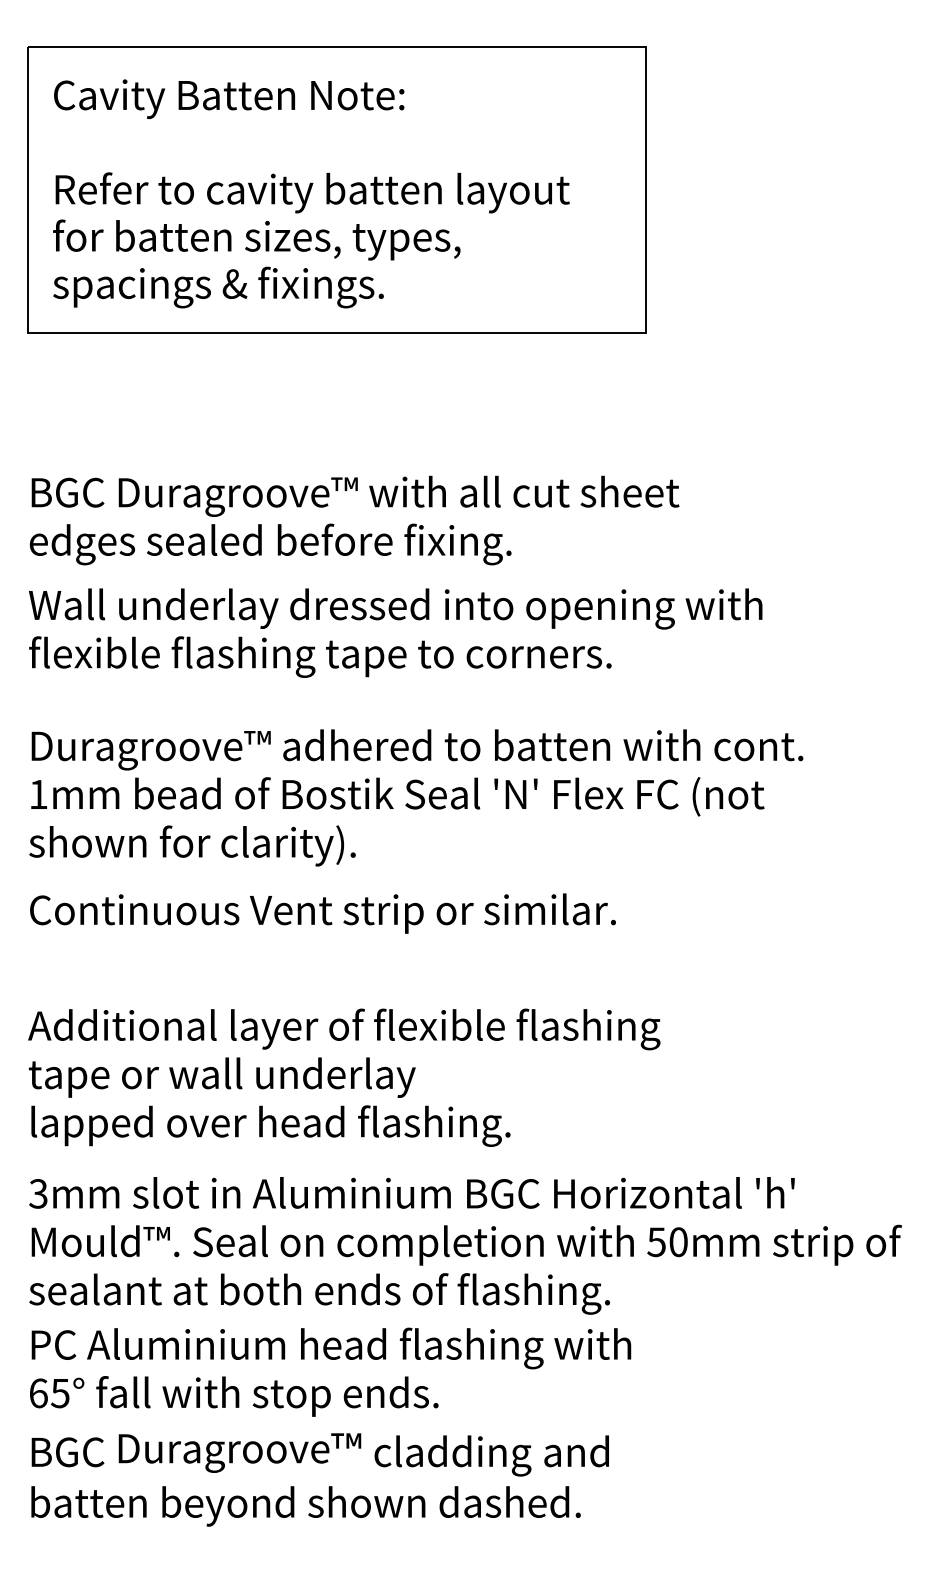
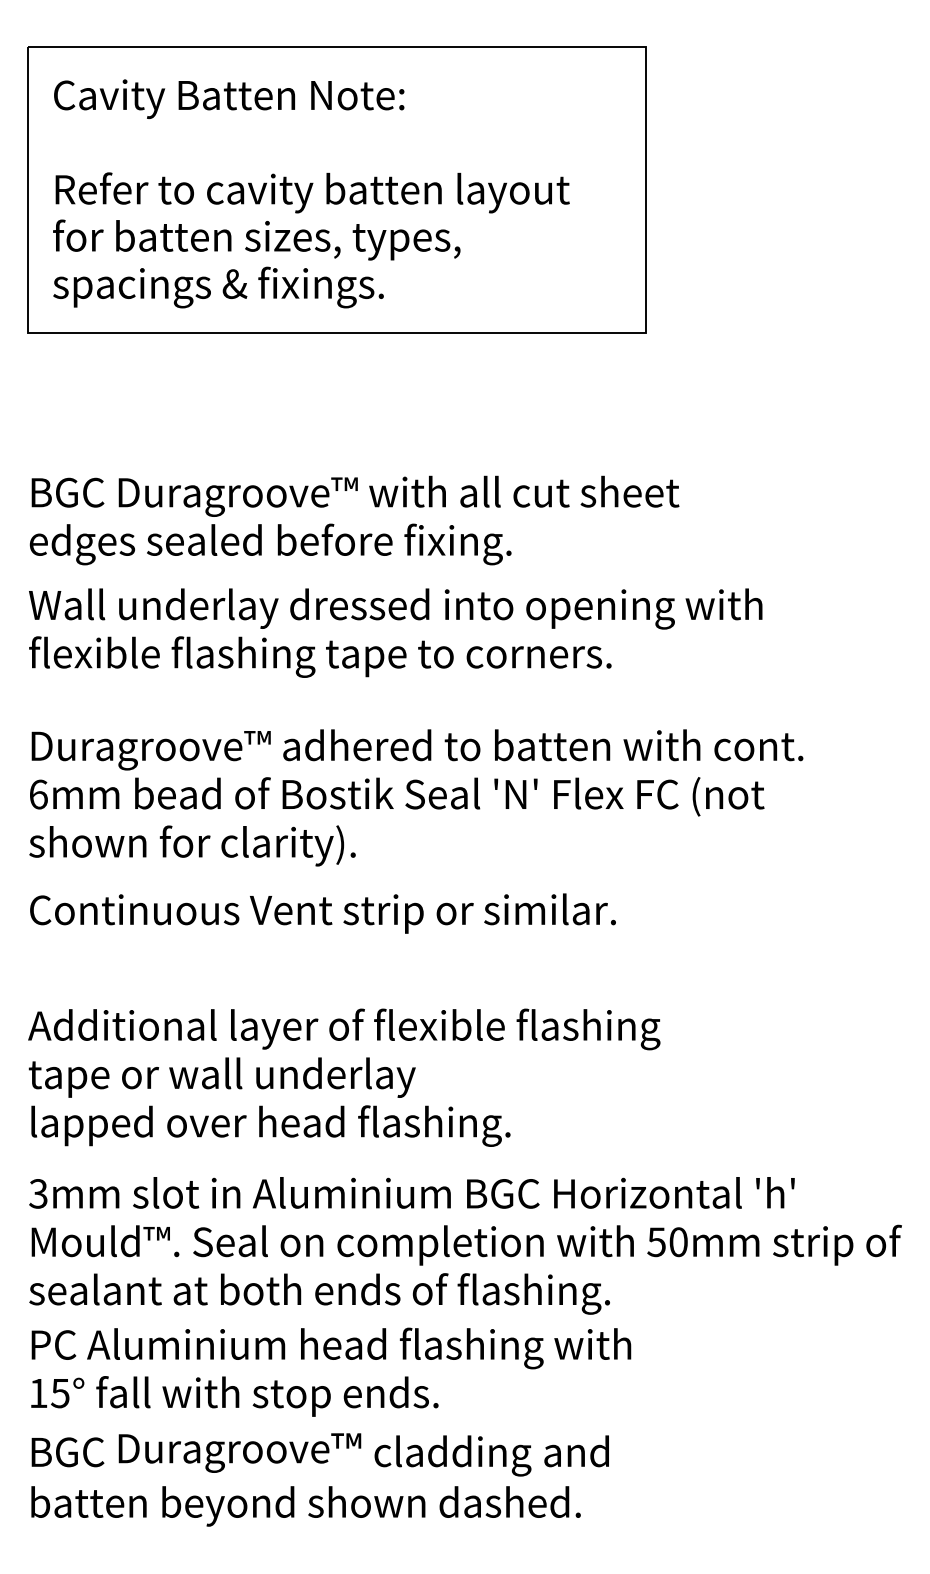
text: 1mm -> 6mm (38, 794)
text: 65° -> 15° (38, 1393)
